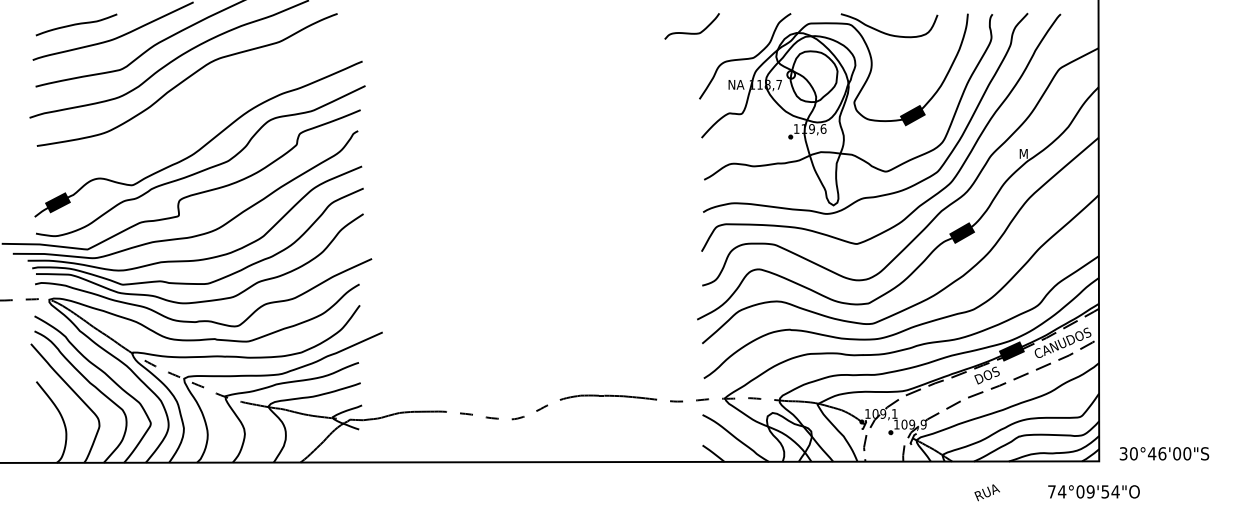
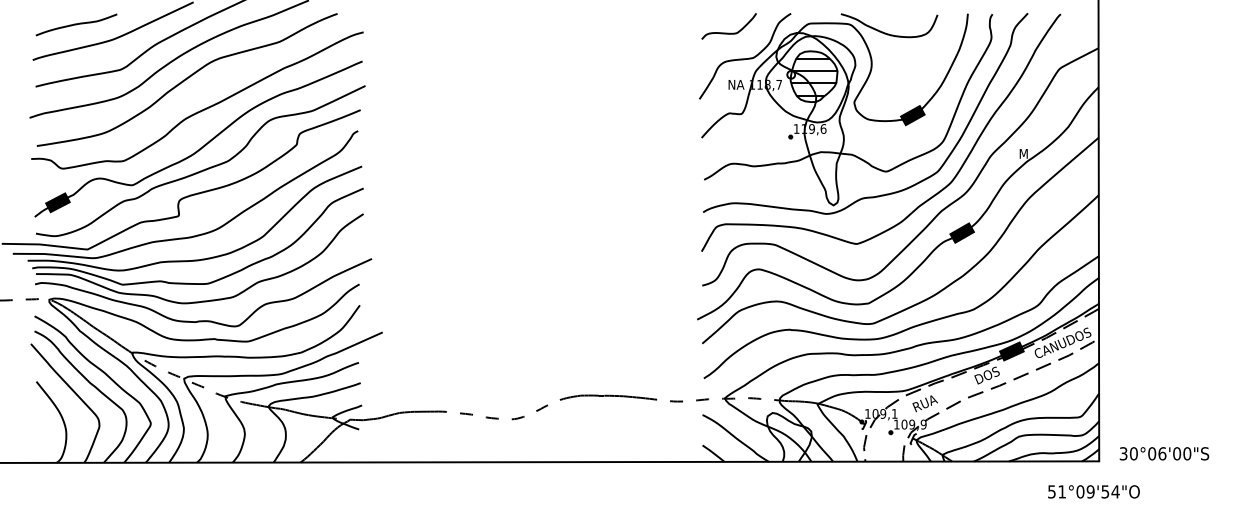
curve position: (691, 32) -> (728, 32) (728, 32)
hatch: none -> present (814, 76)
curve: none -> present (201, 109)
text: 30°46'00"S -> 30°06'00"S (1151, 453)
text: 74°09'54"O -> 51°09'54"O (1057, 491)
text position: (986, 492) -> (924, 403) (924, 403)
